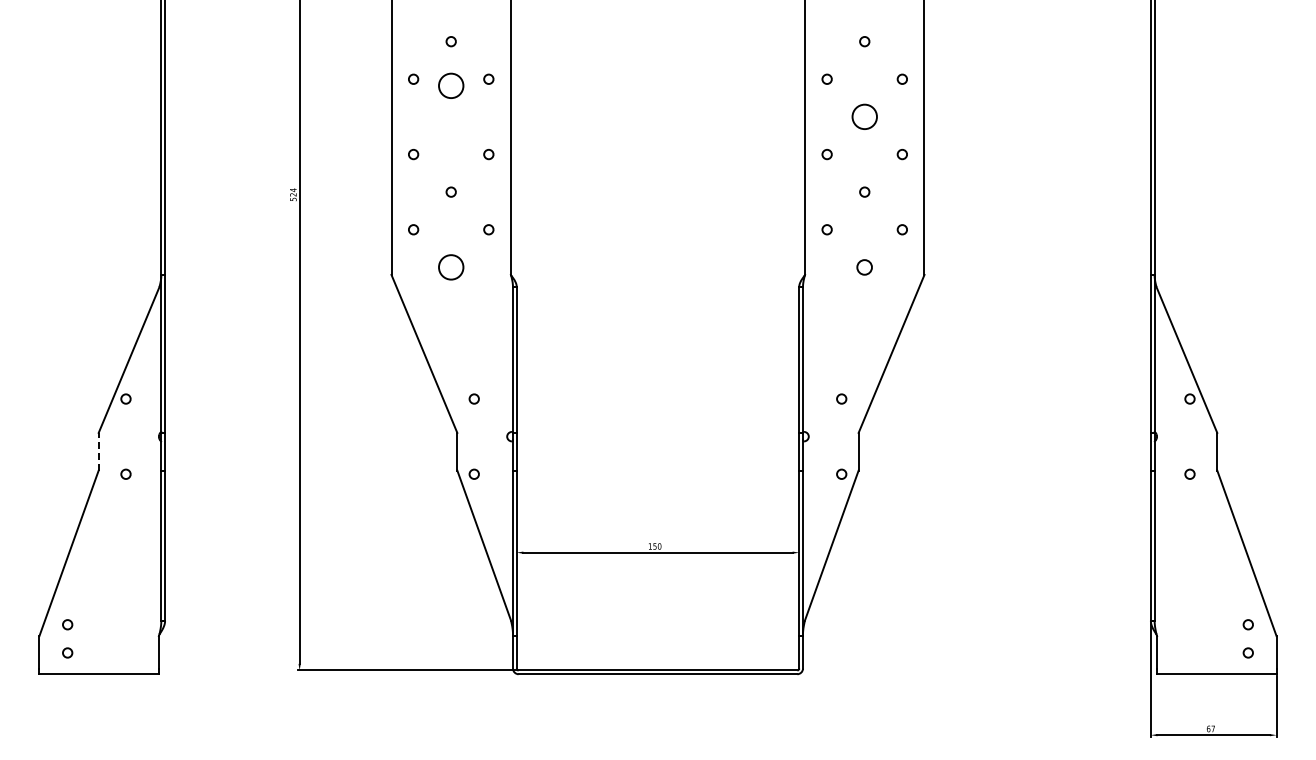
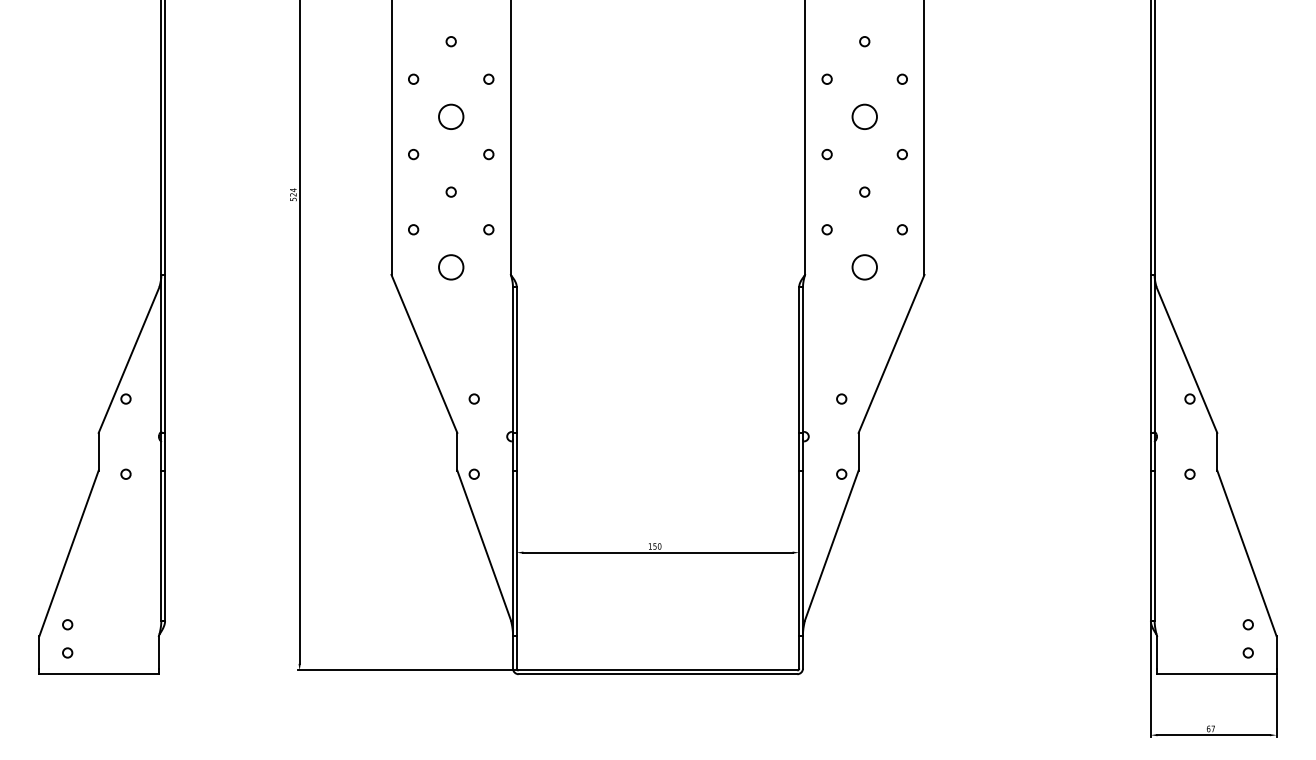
circle position: (451, 85) -> (451, 116) (451, 116)
circle size: 17x17 px -> 27x27 px (864, 267)
line: dashed -> solid (98, 451)
